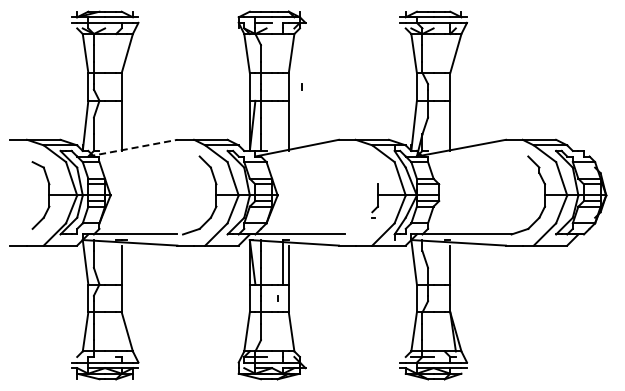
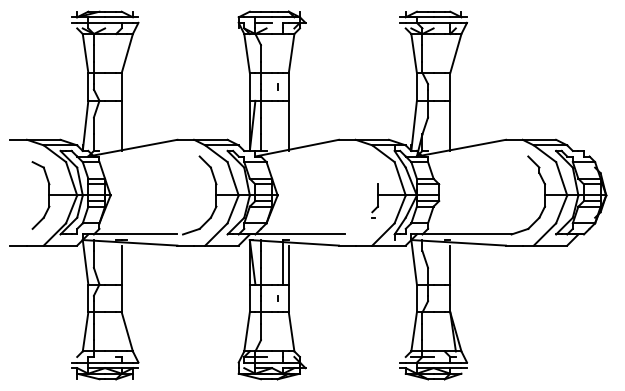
line position: (301, 86) -> (277, 86) (277, 86)
line: dashed -> solid (133, 148)
